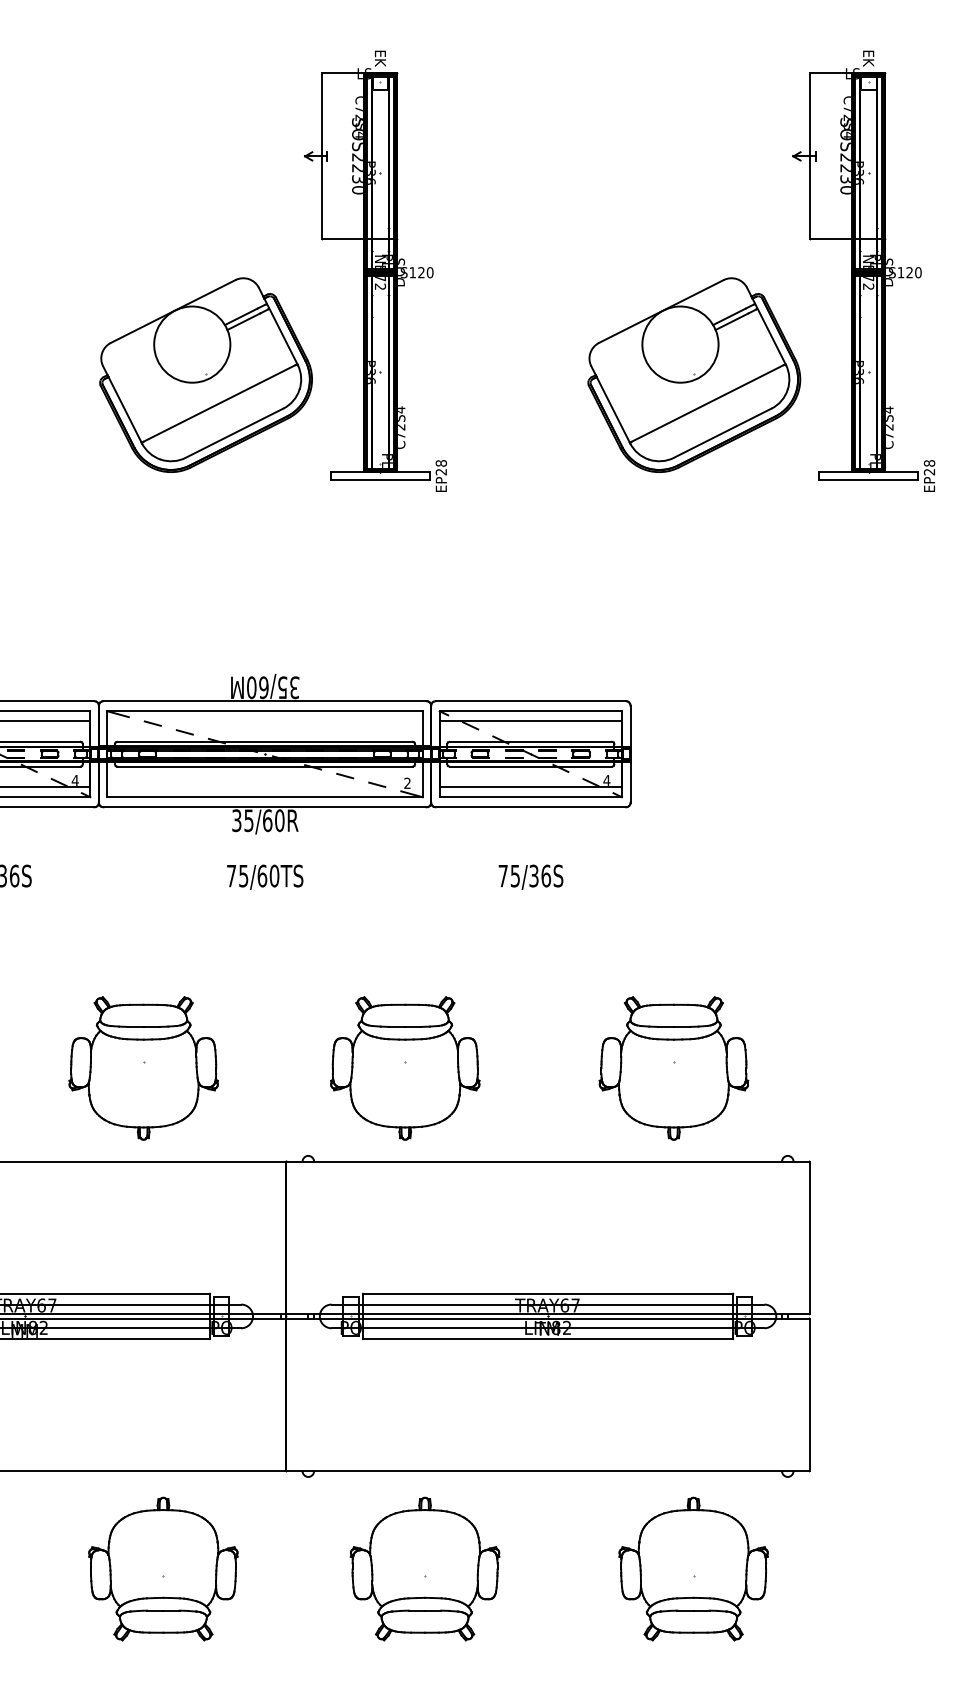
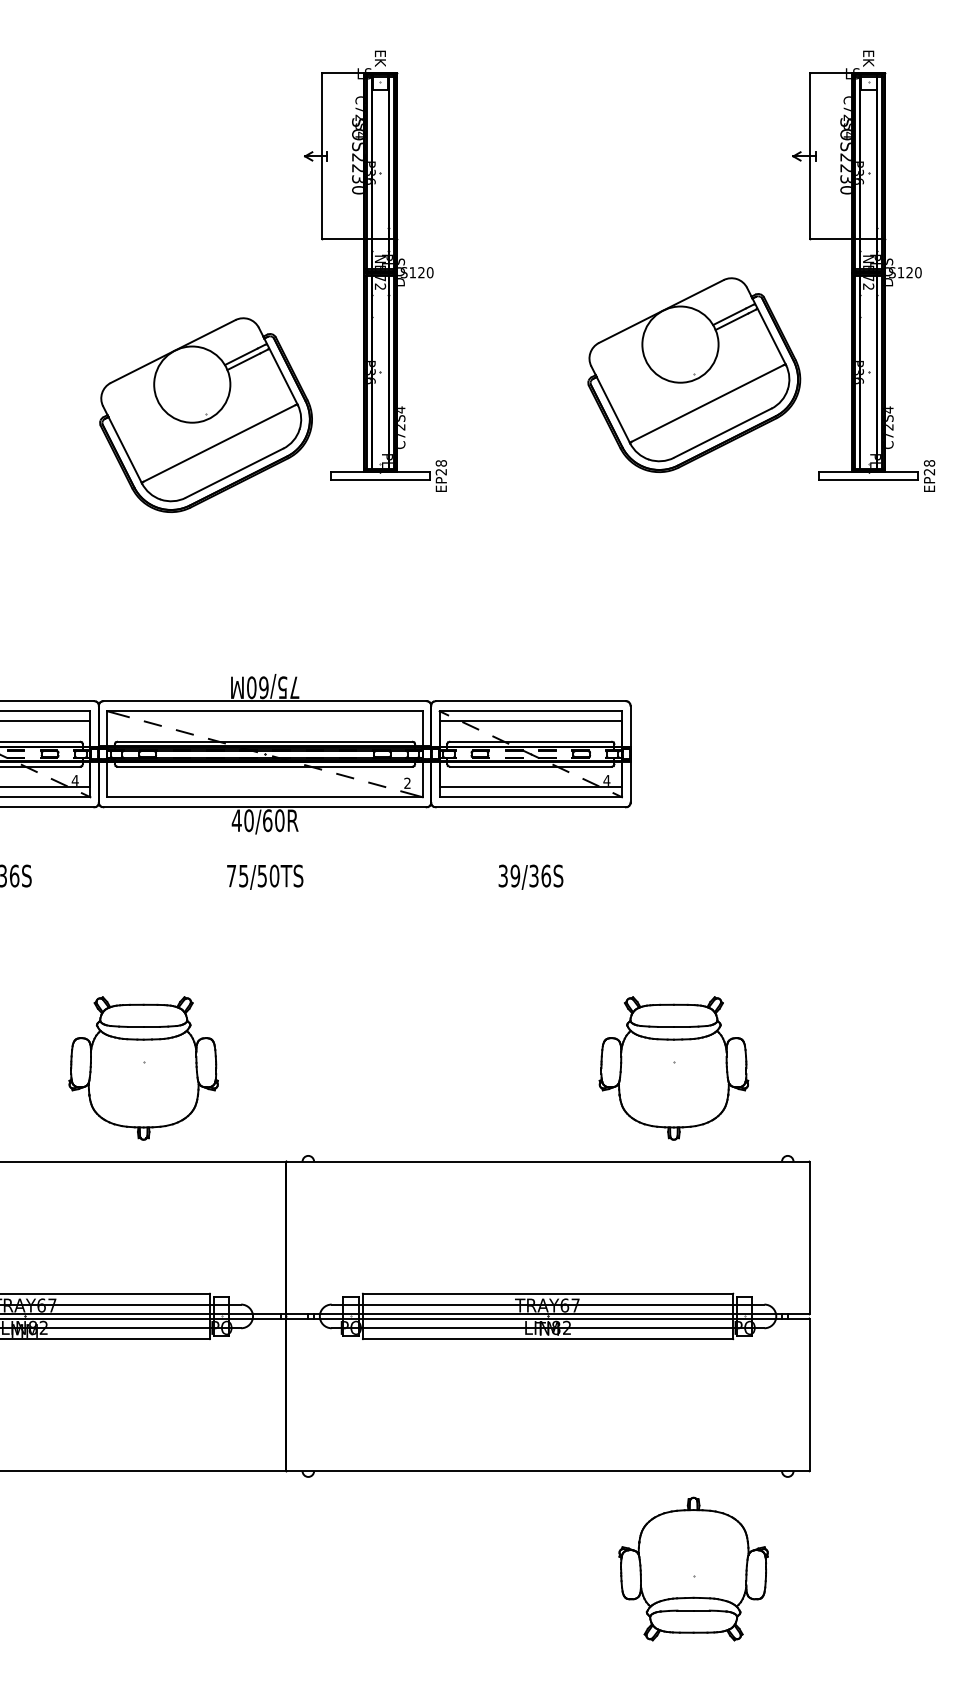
part position: (205, 374) -> (205, 414) (205, 414)
text: 35/60M -> 75/60M (294, 687)
text: 35/60R -> 40/60R (242, 820)
text: 75/60TS -> 75/50TS (262, 875)
text: 75/36S -> 39/36S (509, 875)
part: present -> none (405, 1068)
part: present -> none (163, 1568)
part: present -> none (424, 1568)
